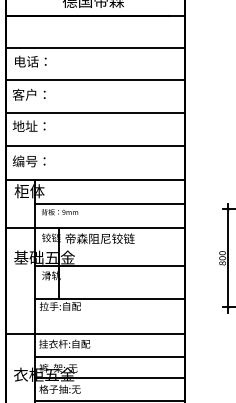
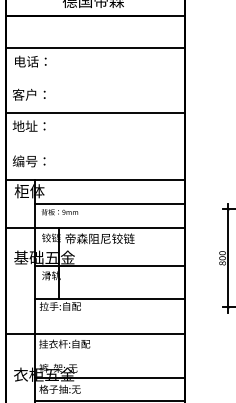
line: present -> none (95, 79)
line: present -> none (94, 145)
line: present -> none (109, 356)
